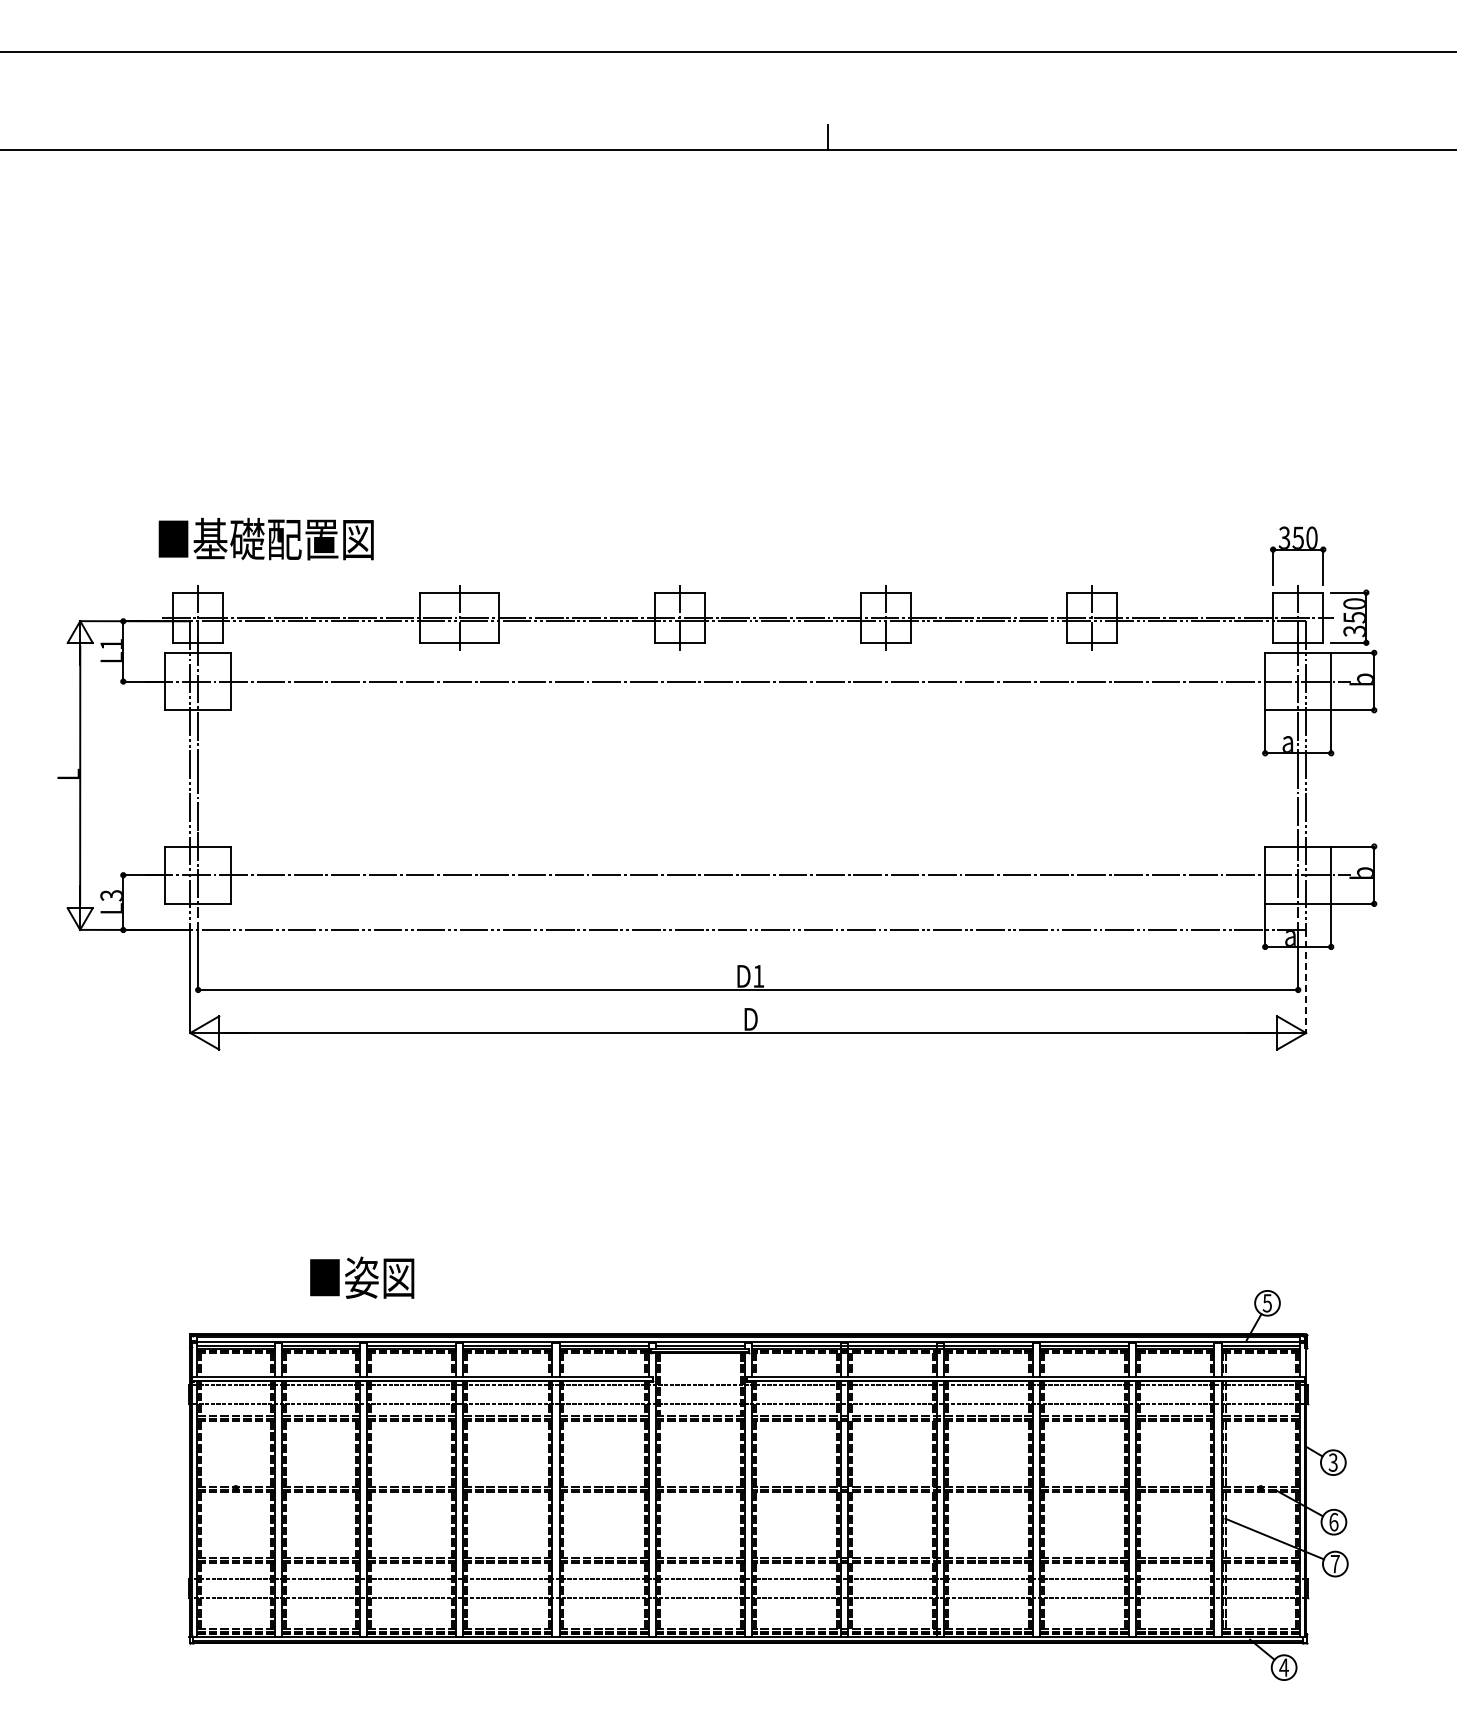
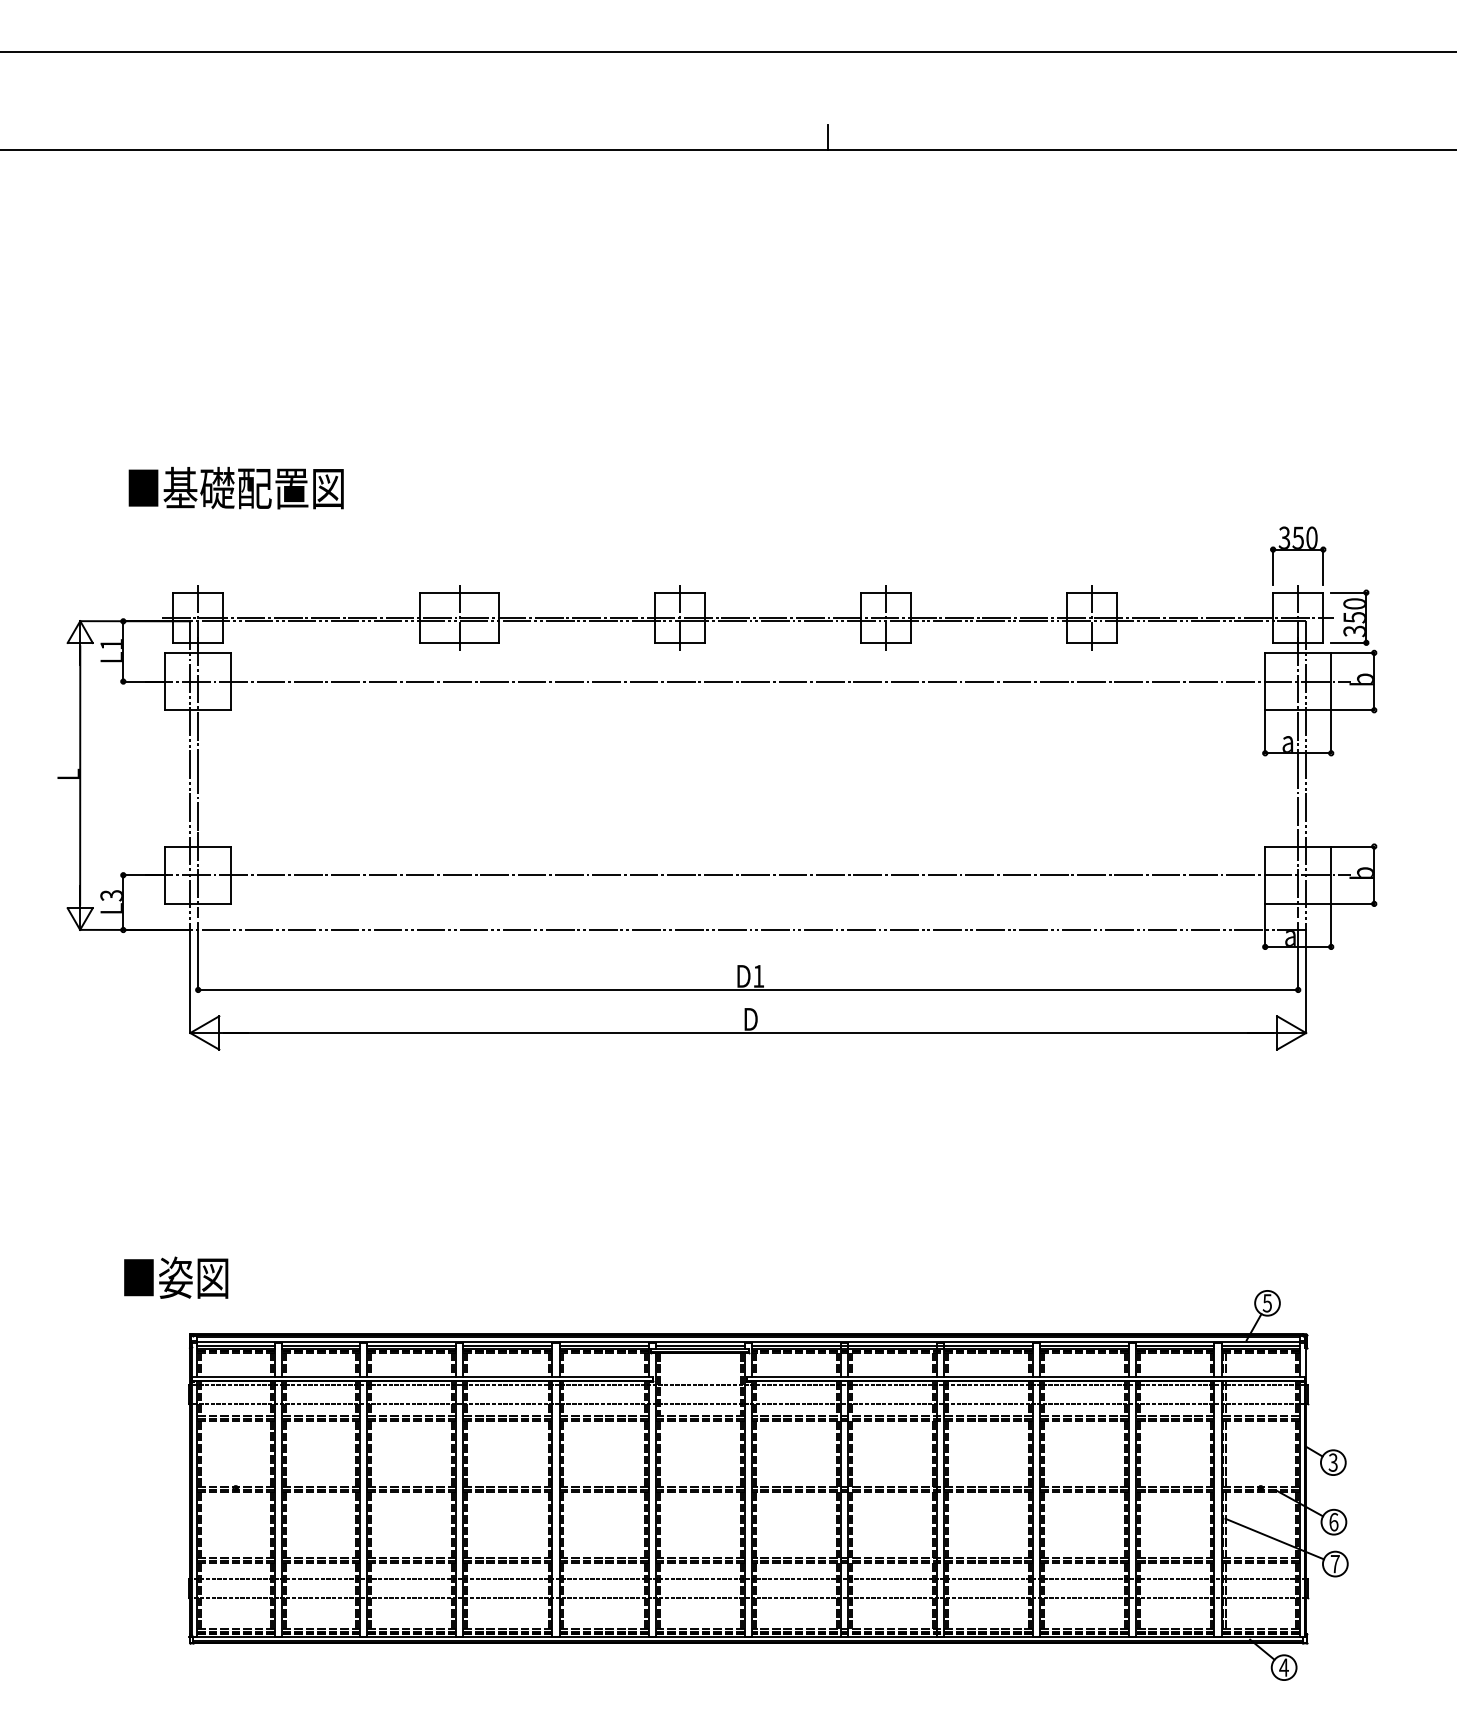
text position: (265, 538) -> (235, 487) (235, 487)
line: dashed -> solid (1306, 982)
text position: (362, 1277) -> (176, 1277) (176, 1277)
